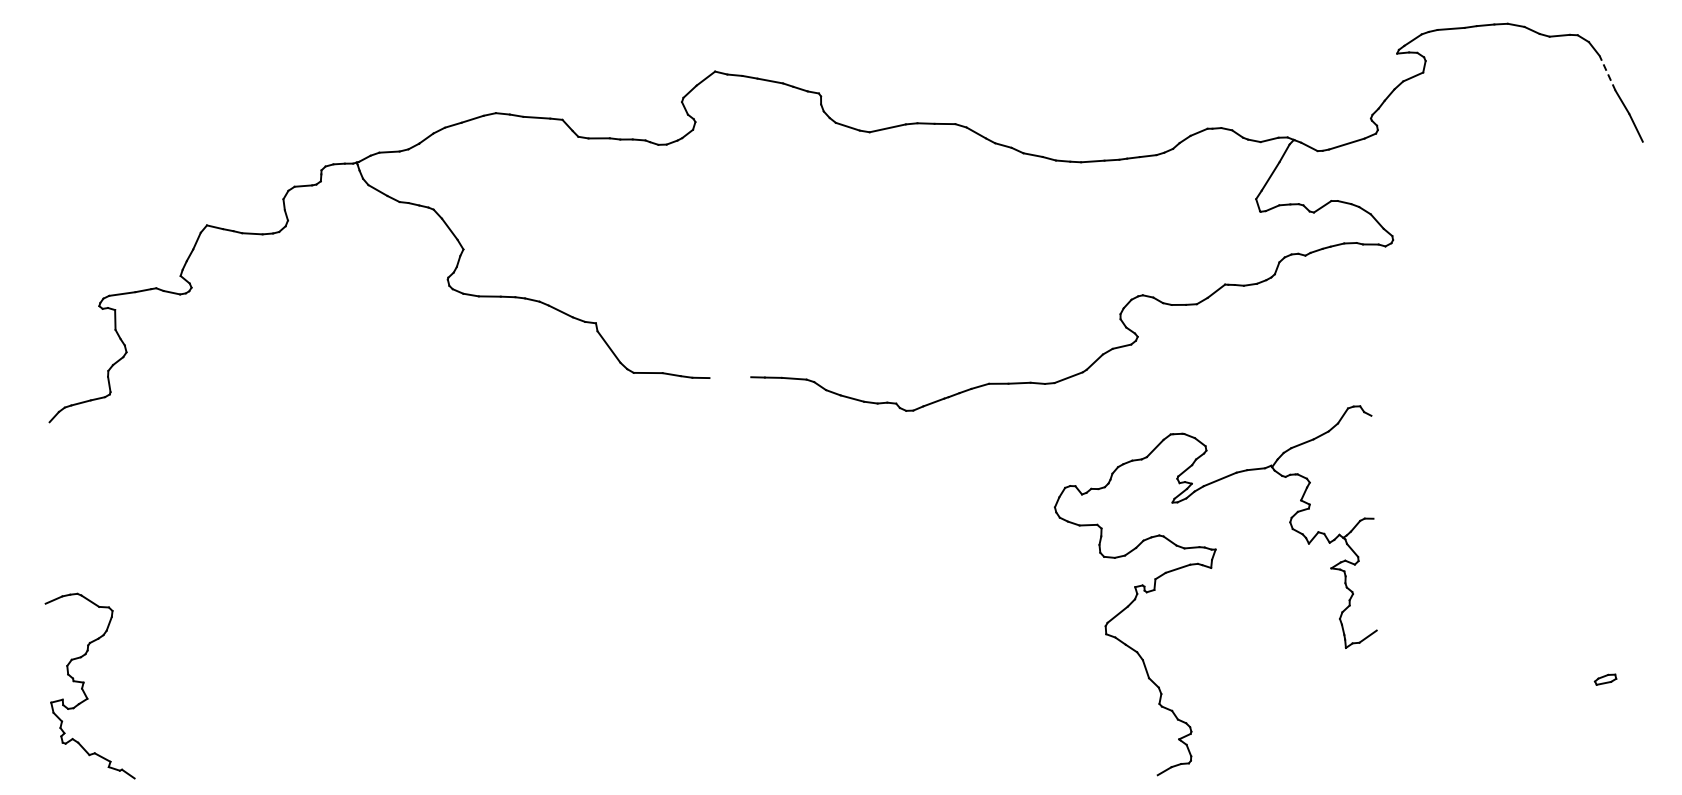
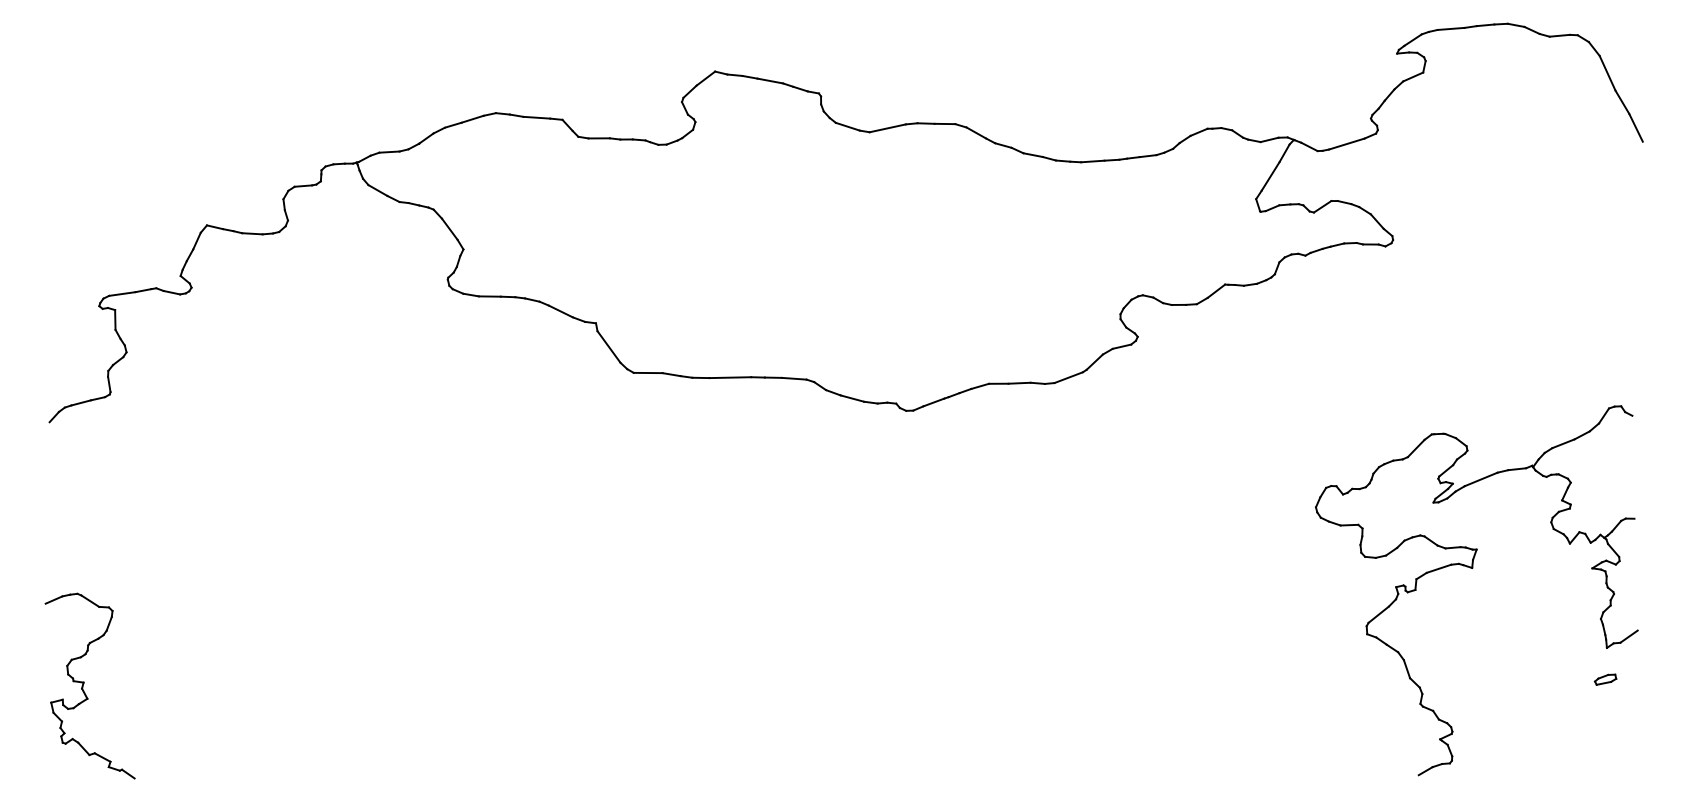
line: dashed -> solid (1607, 72)
line: none -> present (730, 377)
part position: (1212, 568) -> (1473, 568) (1473, 568)
